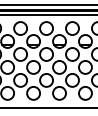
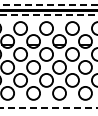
line: solid -> dashed (49, 4)
line: solid -> dashed (48, 15)
line: solid -> dashed (49, 108)
